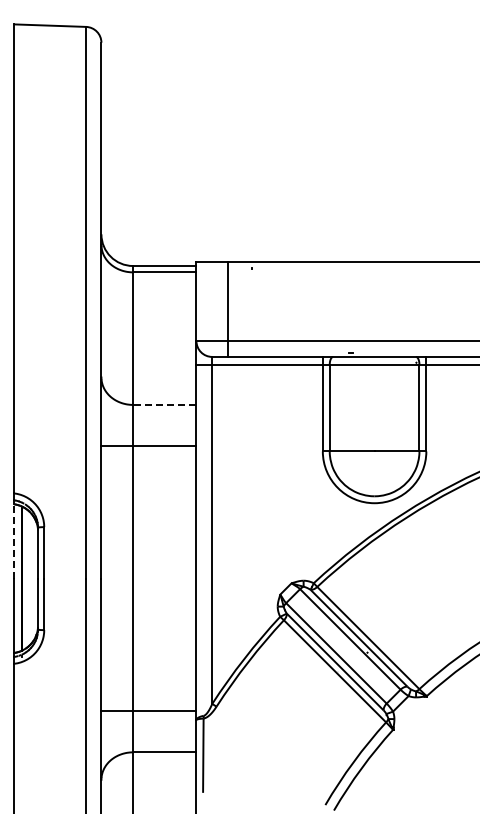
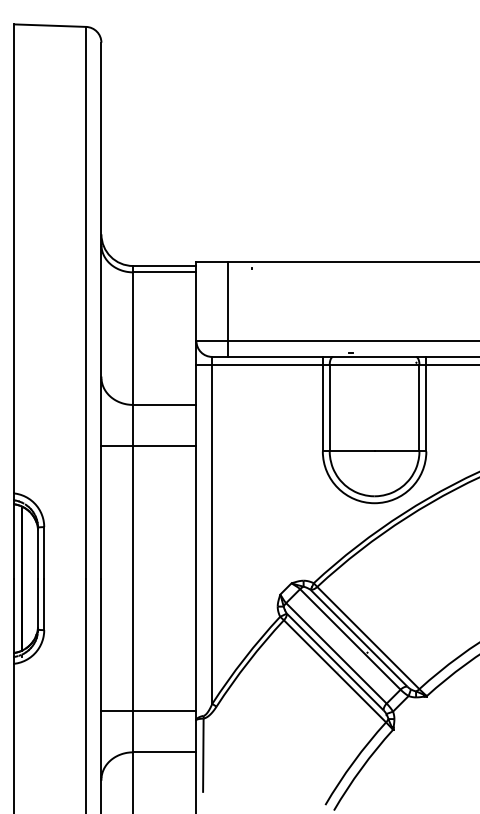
line: dashed -> solid (164, 404)
line: dashed -> solid (14, 540)
